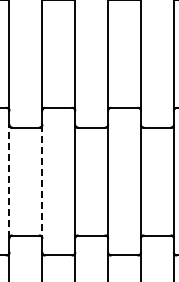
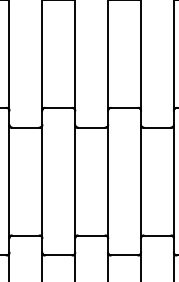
line: dashed -> solid (9, 181)
line: dashed -> solid (42, 181)
